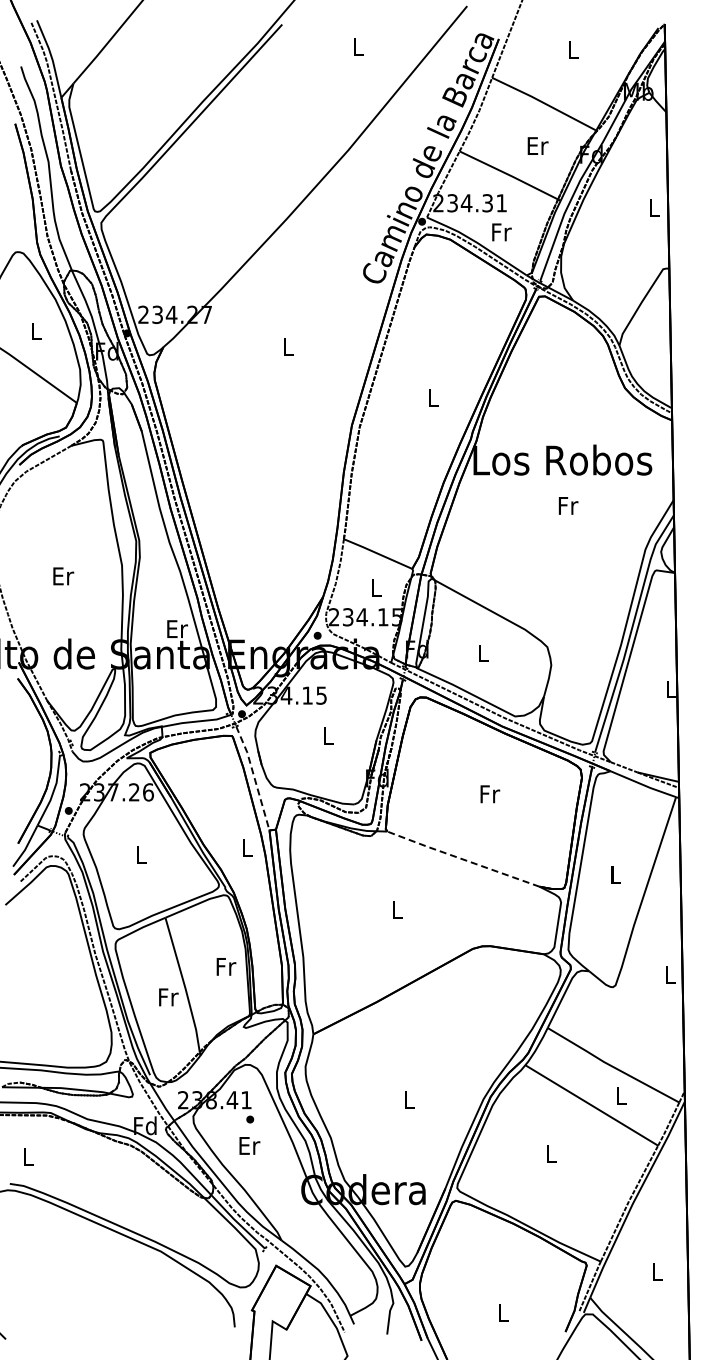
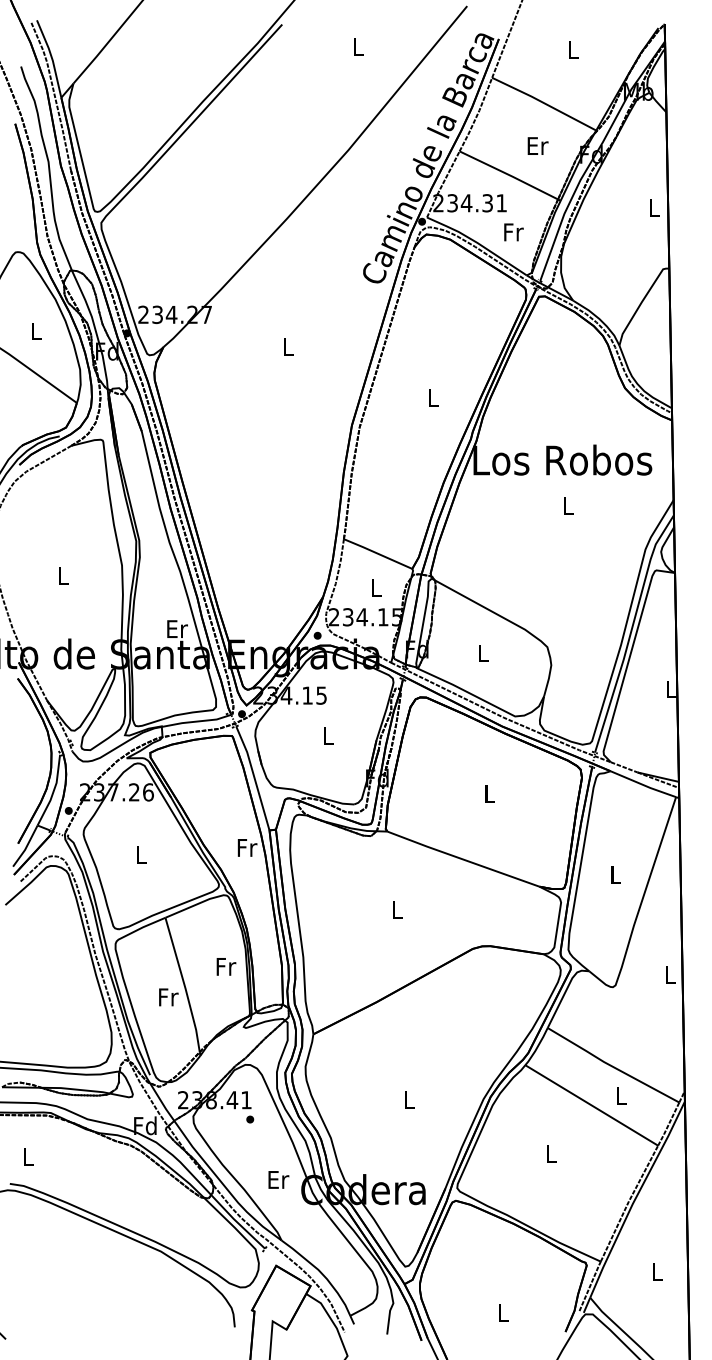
text position: (501, 232) -> (513, 232) (513, 232)
text: Fr -> L (568, 505)
text: Er -> L (63, 576)
line: dashed -> solid (254, 777)
text: Fr -> L (490, 794)
text: L -> Fr (247, 847)
line: dashed -> solid (462, 859)
text position: (249, 1145) -> (278, 1179) (278, 1179)
